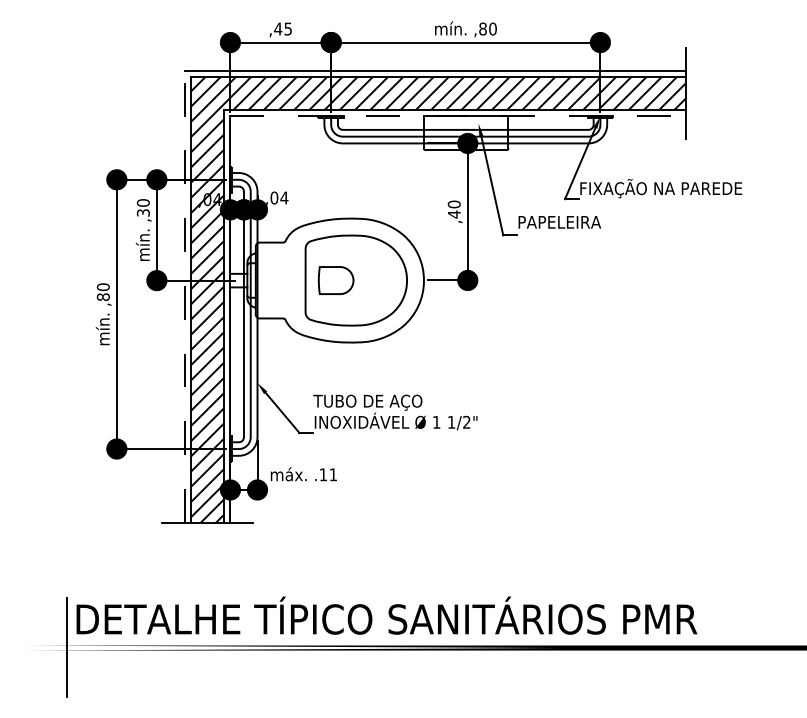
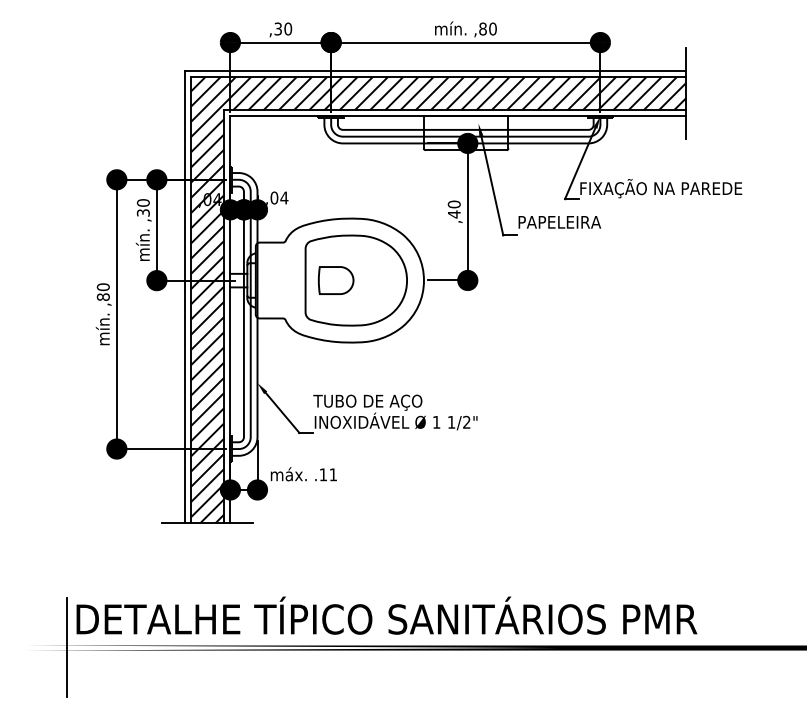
text: ,45 -> ,30 (283, 28)
line: dashed -> solid (458, 116)
line: dashed -> solid (185, 296)
